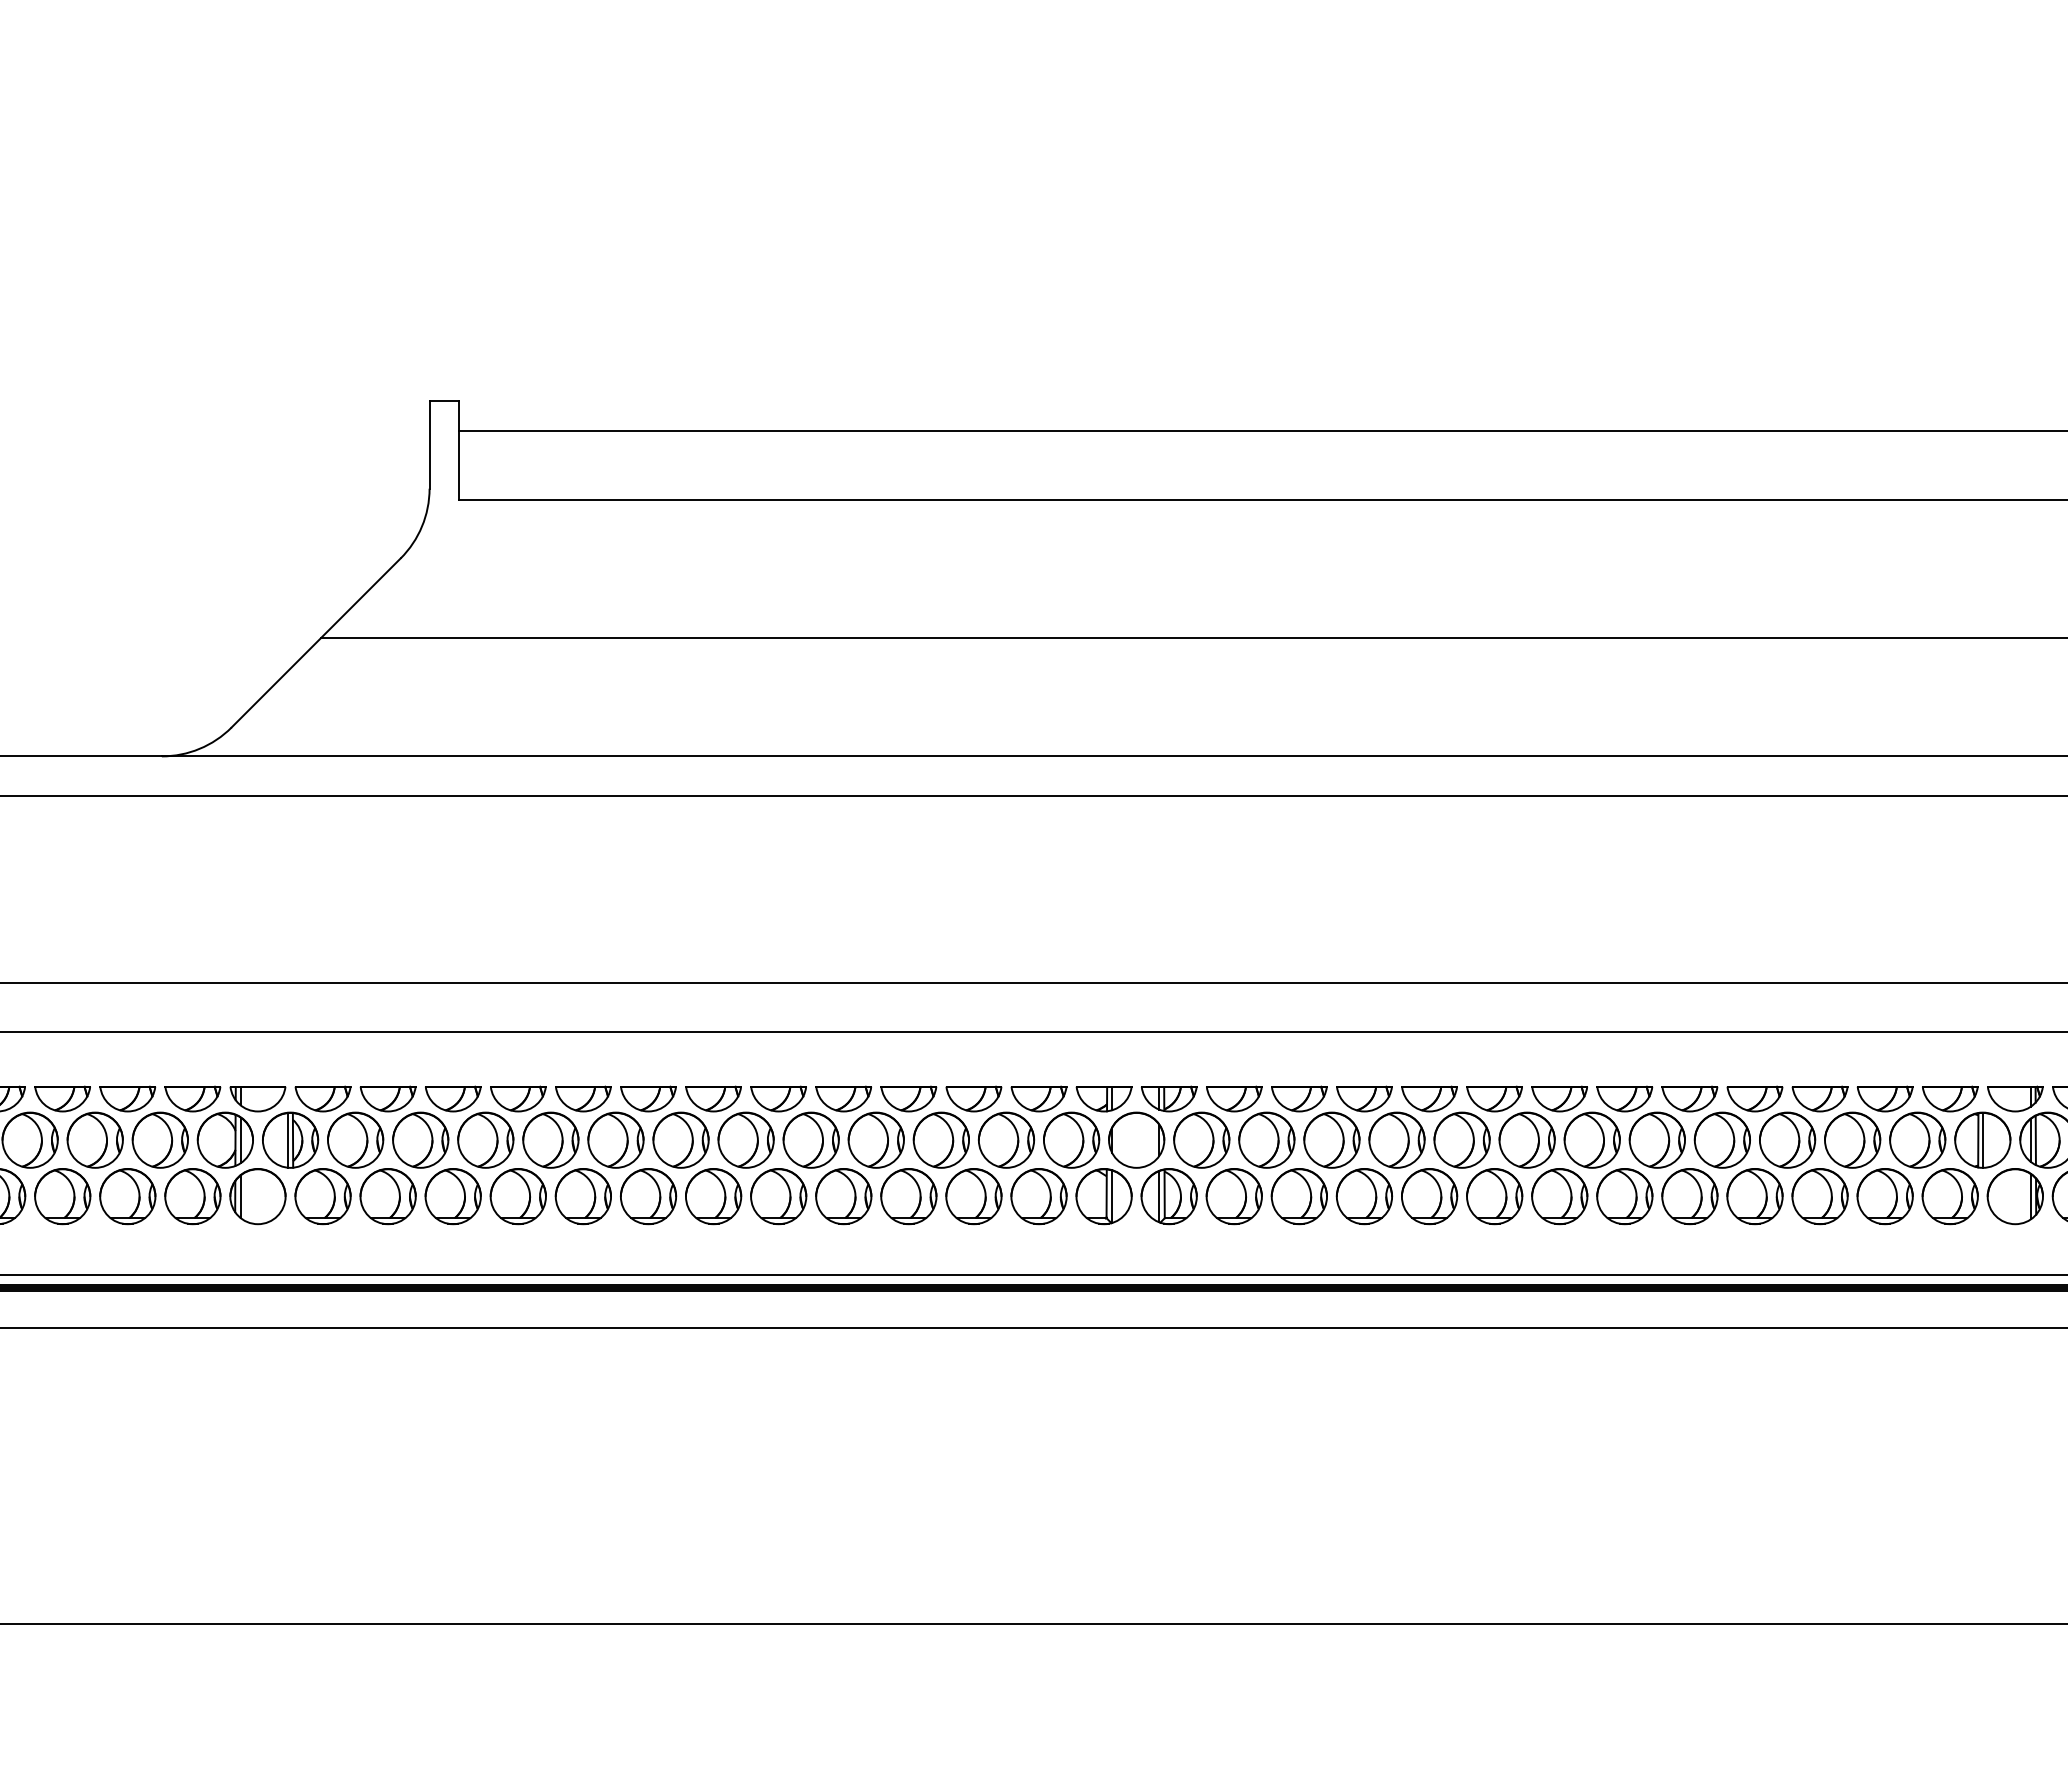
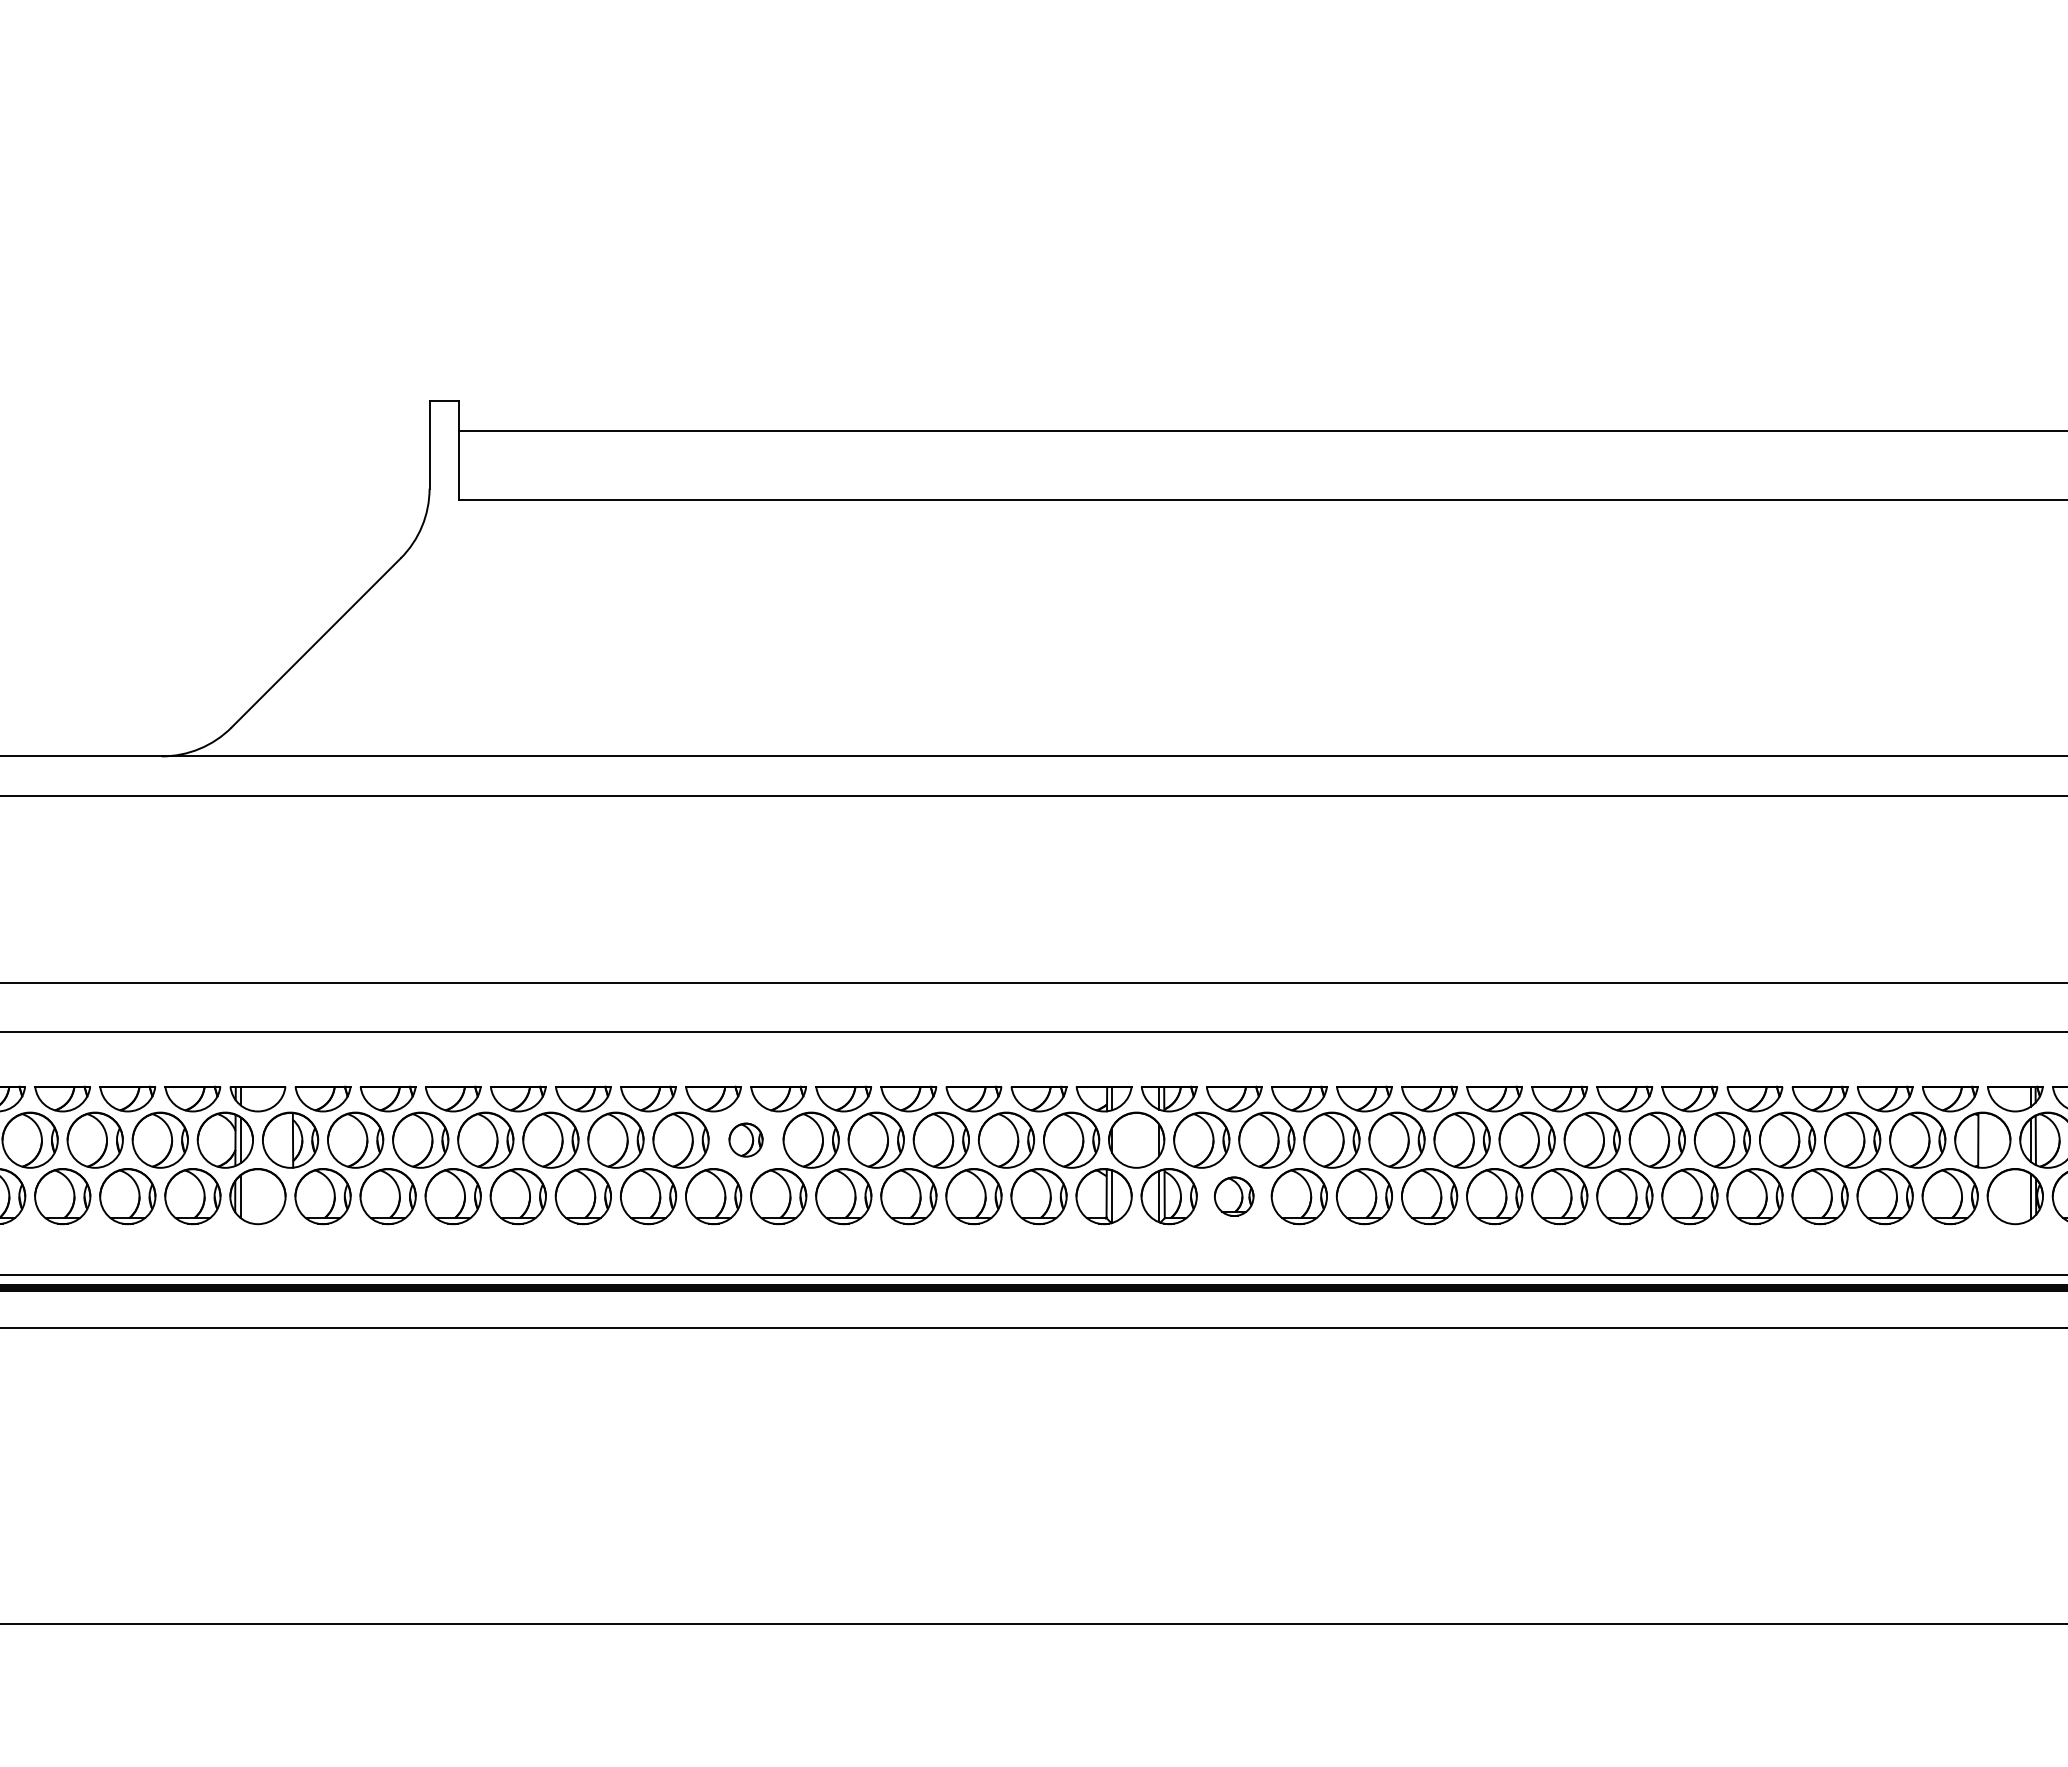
line: present -> none (1192, 638)
part size: 58x58 px -> 36x36 px (745, 1139)
line: present -> none (1983, 1139)
line: present -> none (287, 1140)
part size: 58x58 px -> 42x41 px (1233, 1196)
